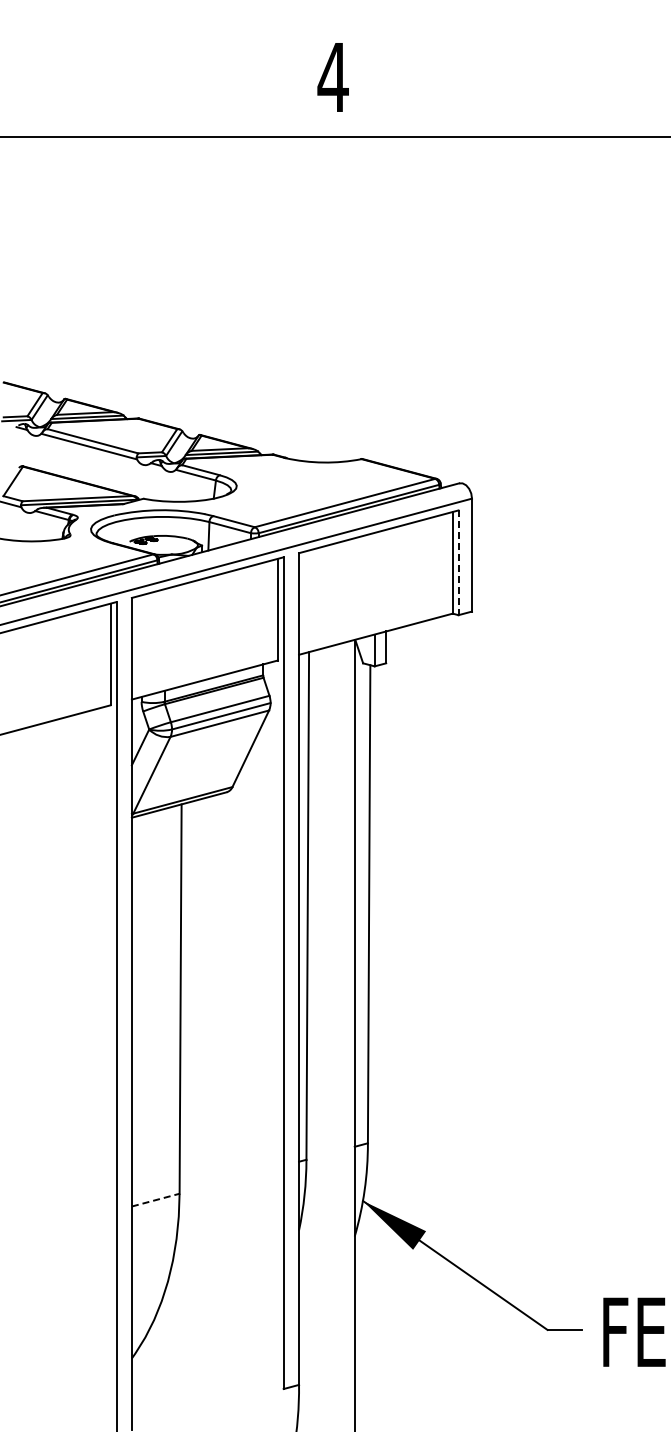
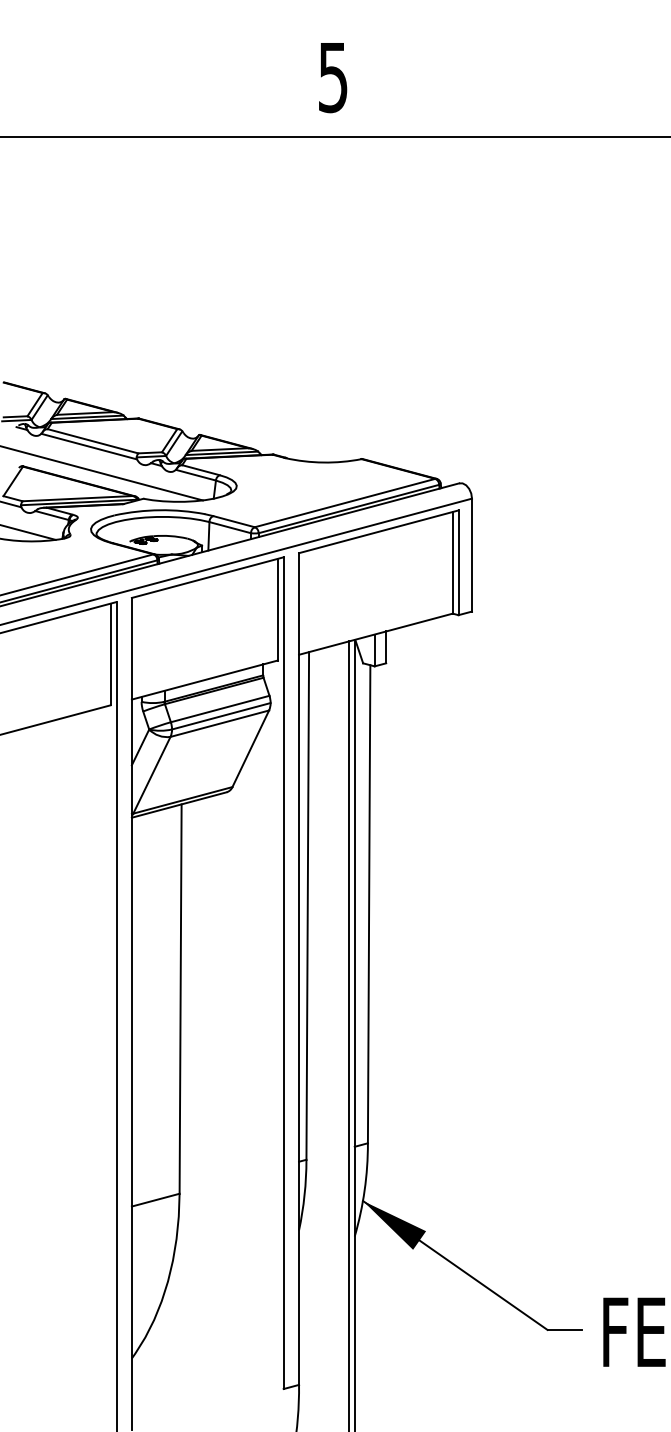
text: 4 -> 5 (332, 78)
line: none -> present (102, 473)
line: none -> present (28, 532)
line: dashed -> solid (458, 563)
line: none -> present (349, 1034)
line: dashed -> solid (155, 1200)
